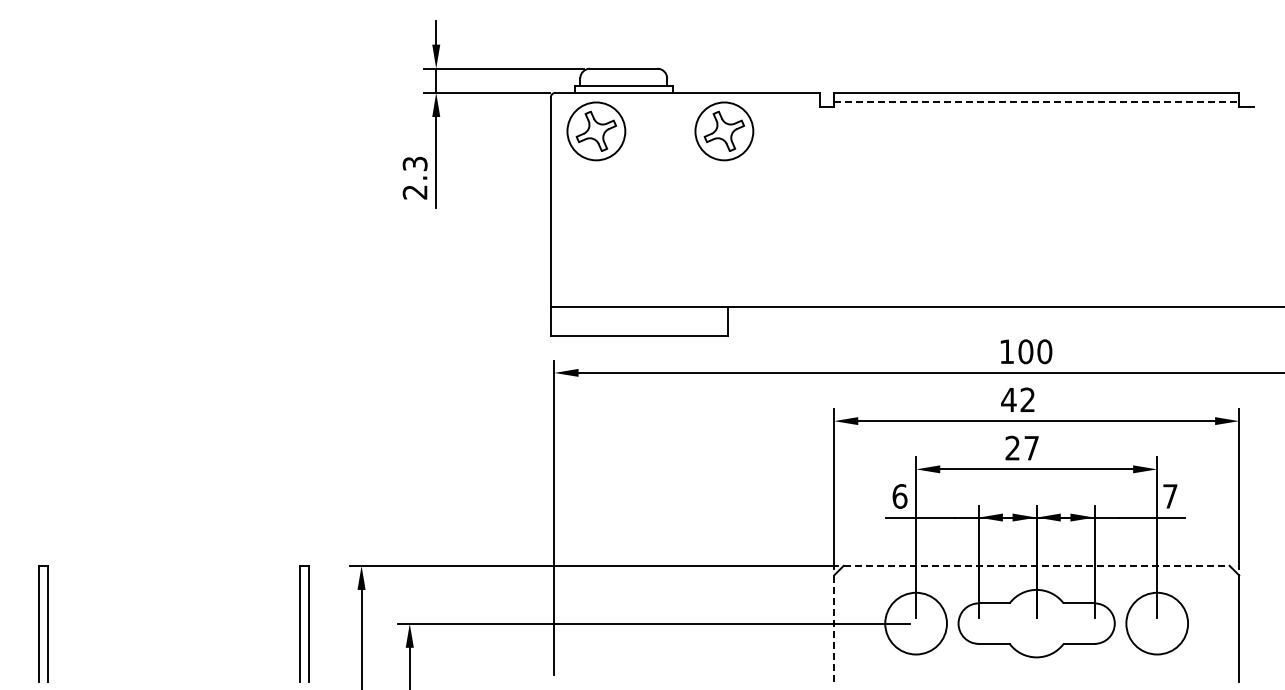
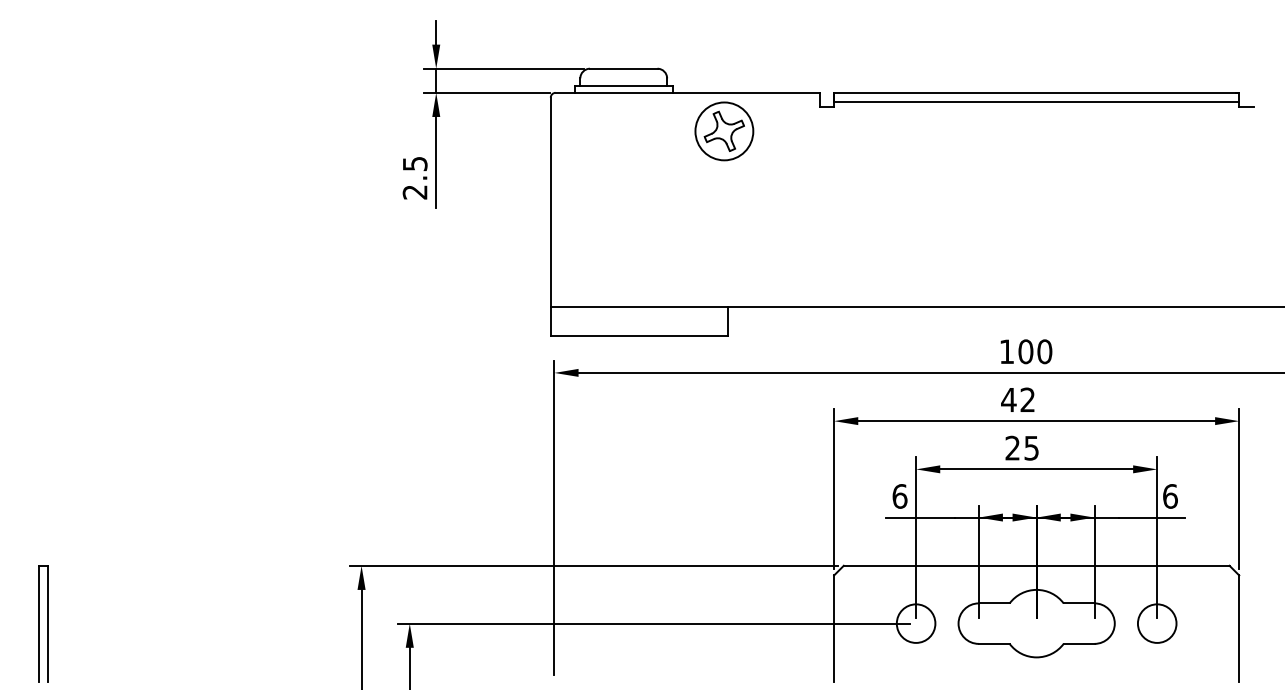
line: dashed -> solid (1036, 102)
part: present -> none (596, 131)
text: 2.3 -> 2.5 (414, 163)
text: 27 -> 25 (1031, 448)
text: 7 -> 6 (1170, 496)
line: dashed -> solid (1036, 565)
part: present -> none (304, 623)
circle diameter: 62 px -> 39 px (915, 623)
circle diameter: 62 px -> 39 px (1156, 623)
line: dashed -> solid (834, 627)
